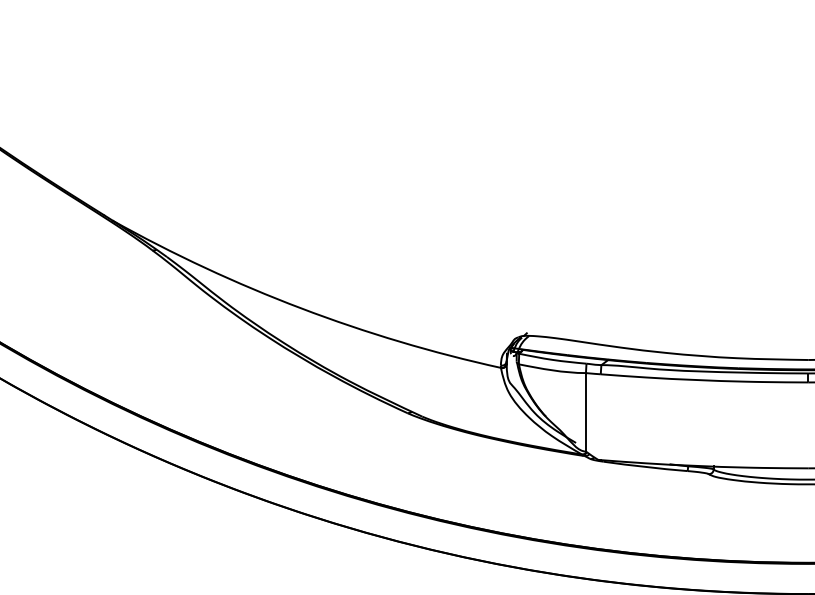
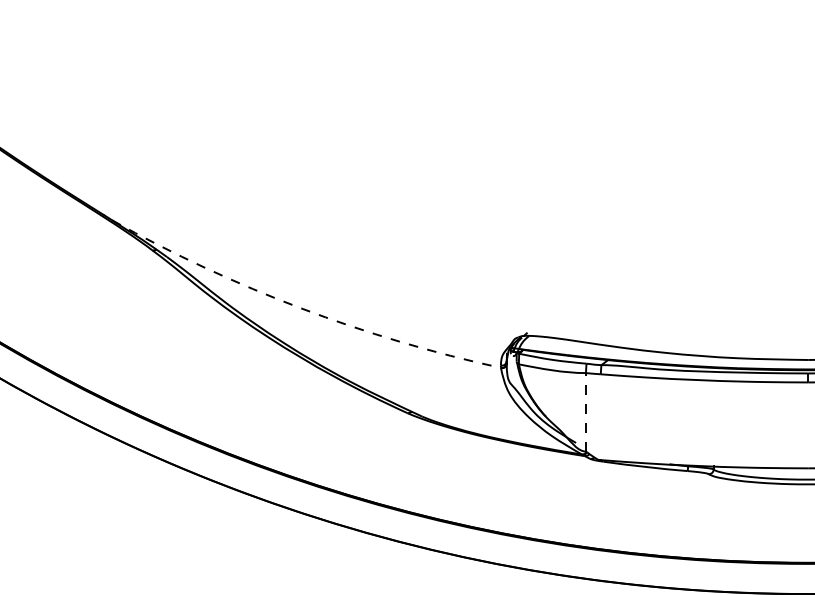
arc: solid -> dashed (301, 308)
line: solid -> dashed (586, 411)
